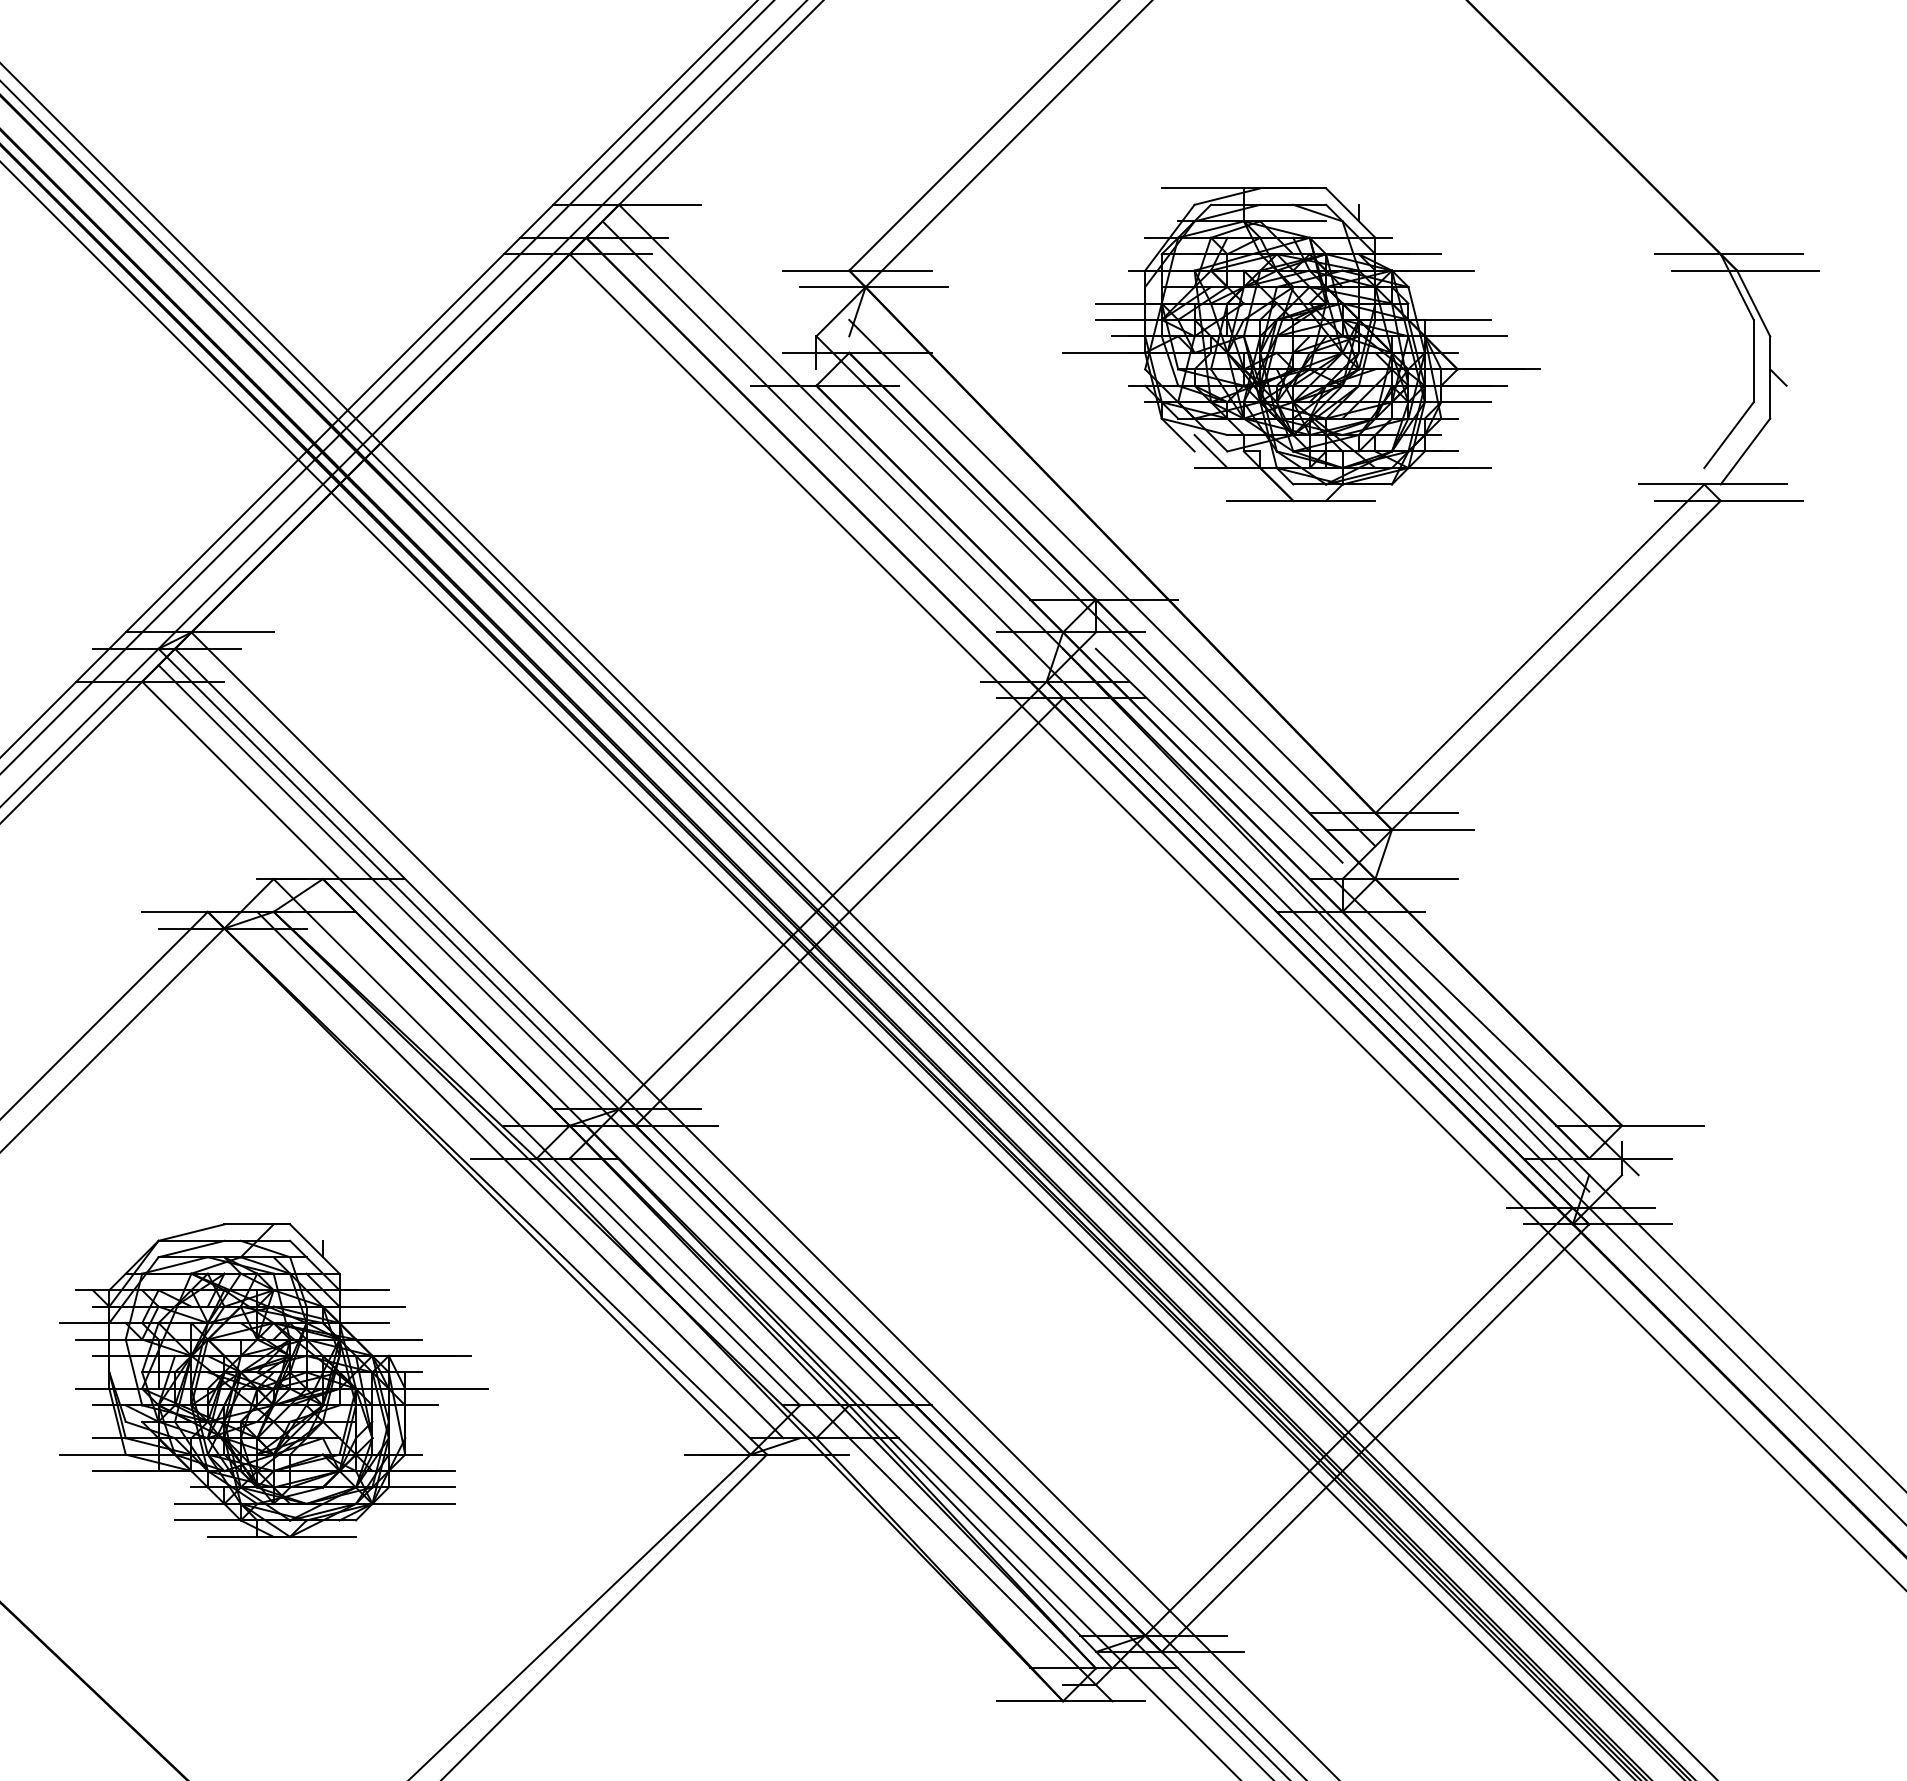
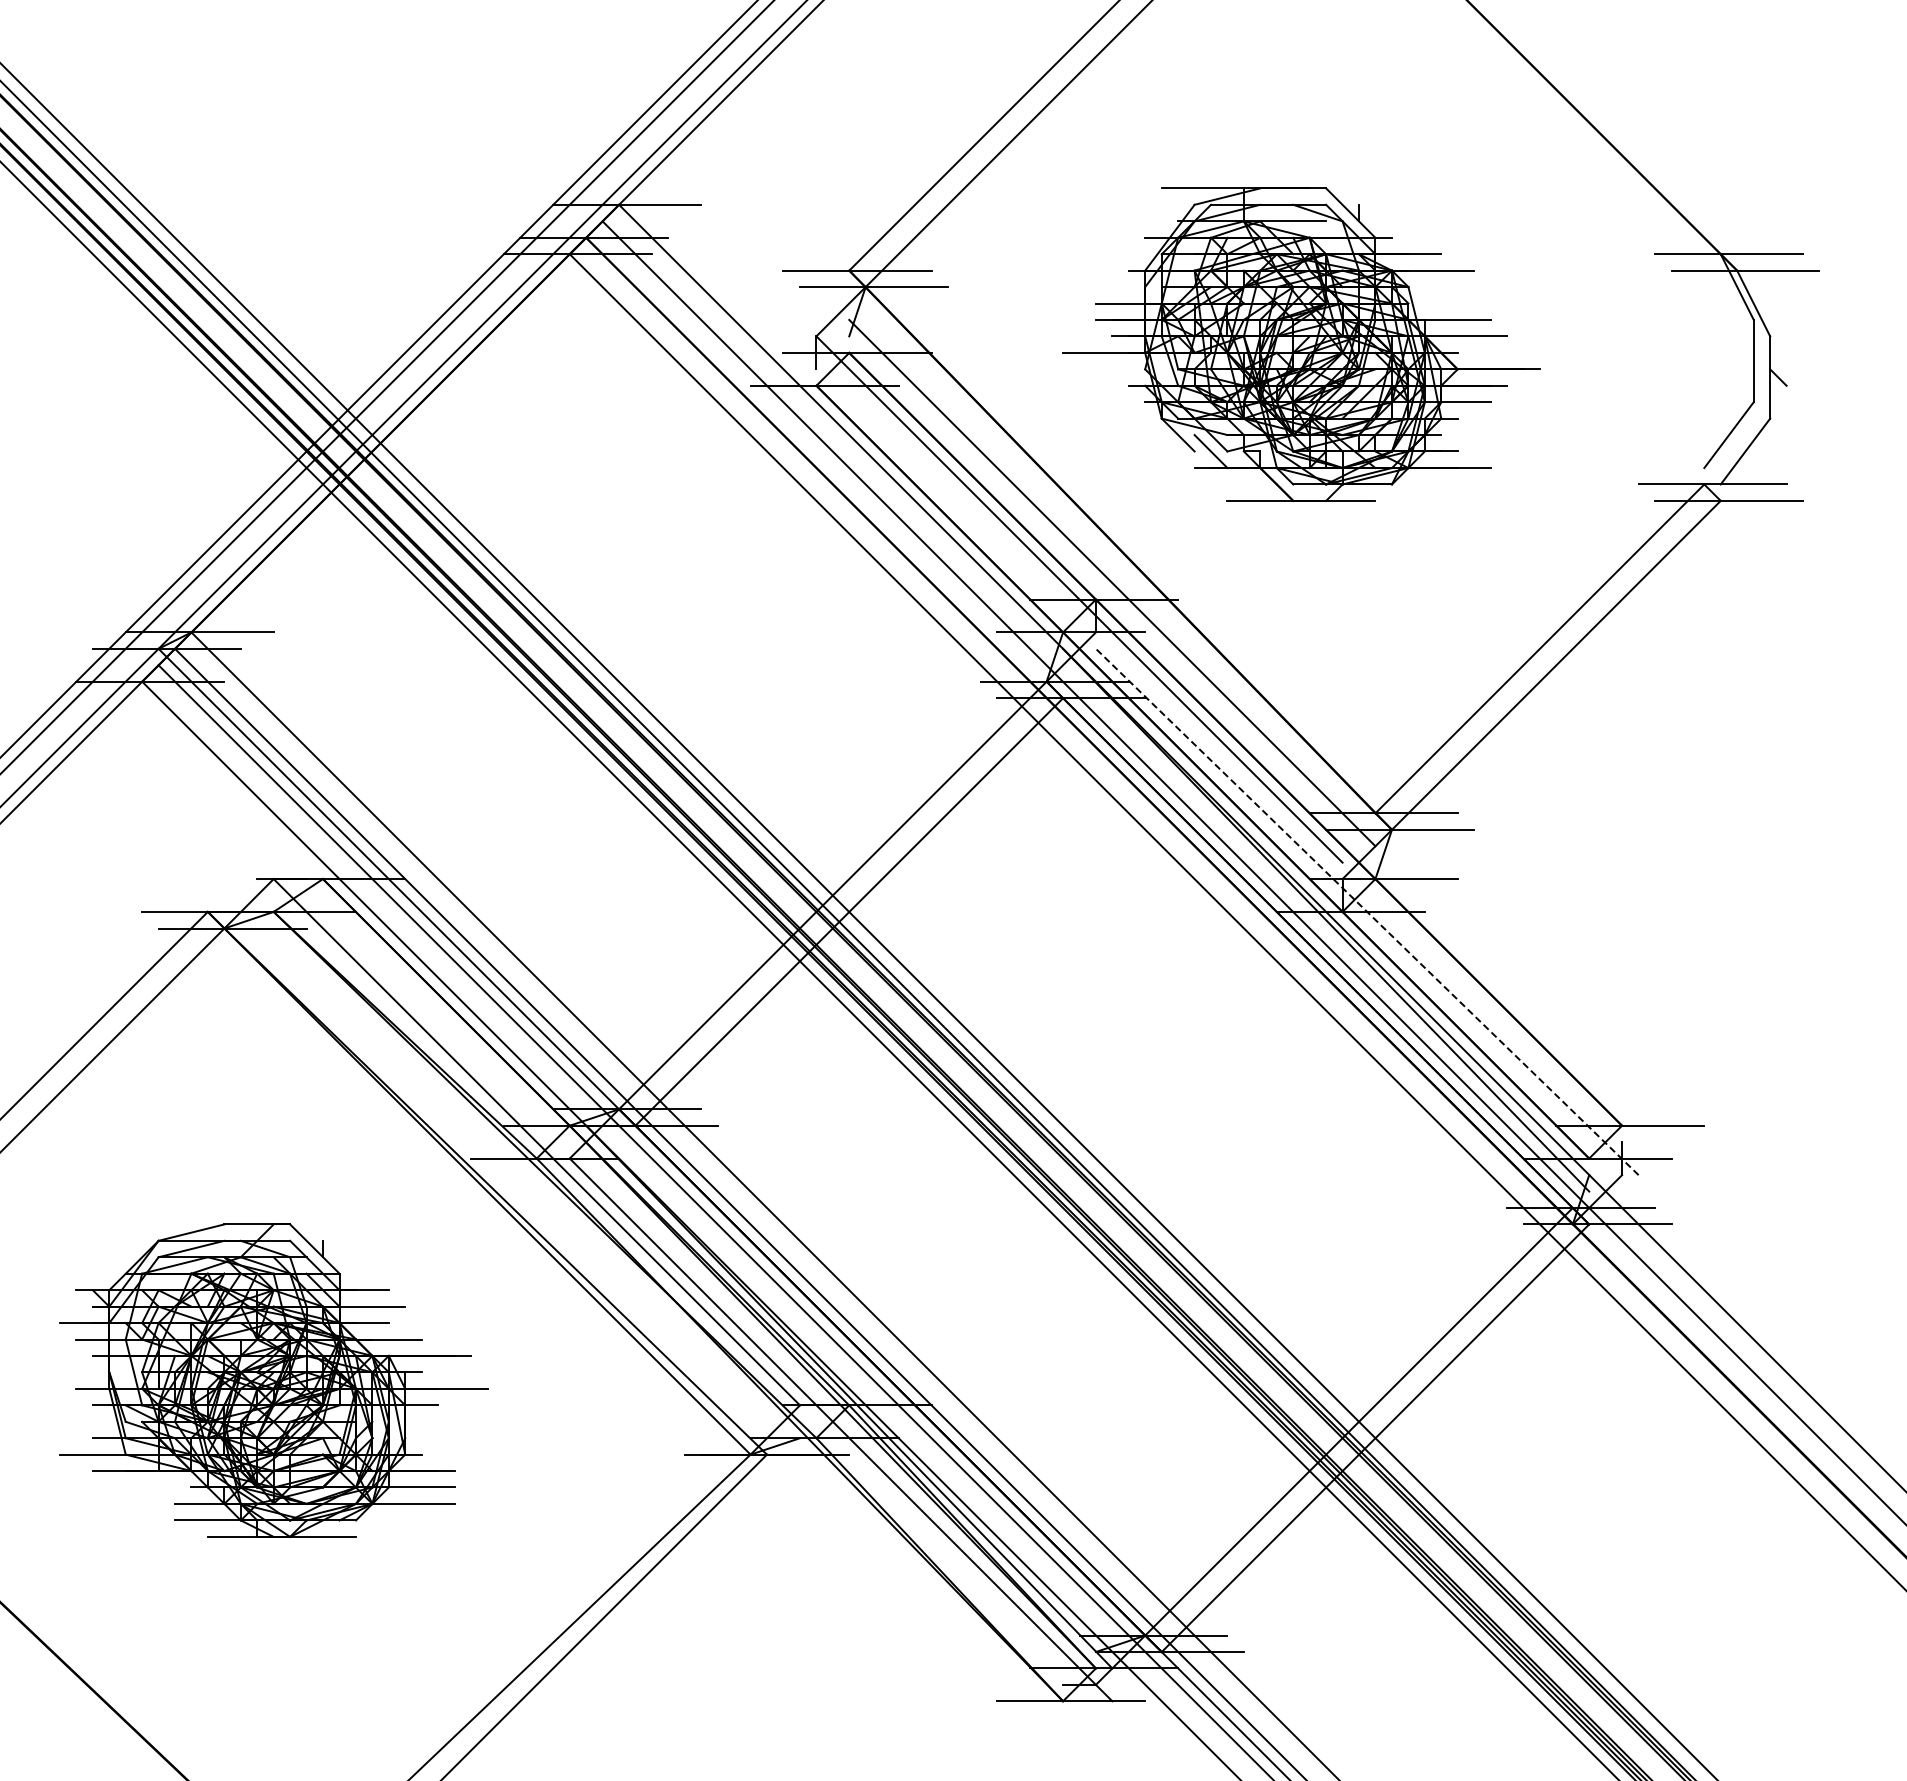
line: solid -> dashed (1366, 911)
line: present -> none (520, 1174)
